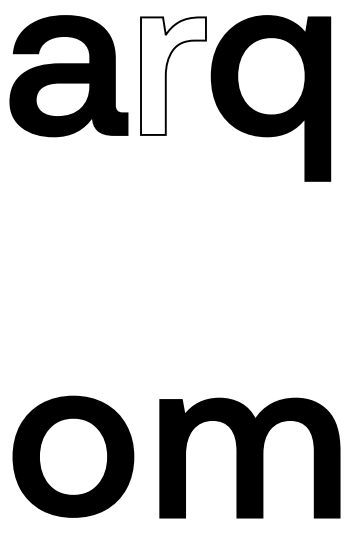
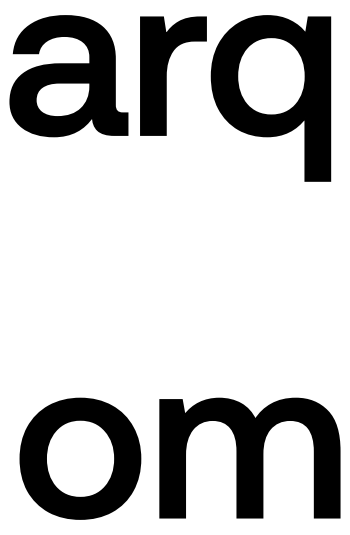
fill: none -> present (173, 75)
part position: (73, 456) -> (80, 458) (80, 458)
